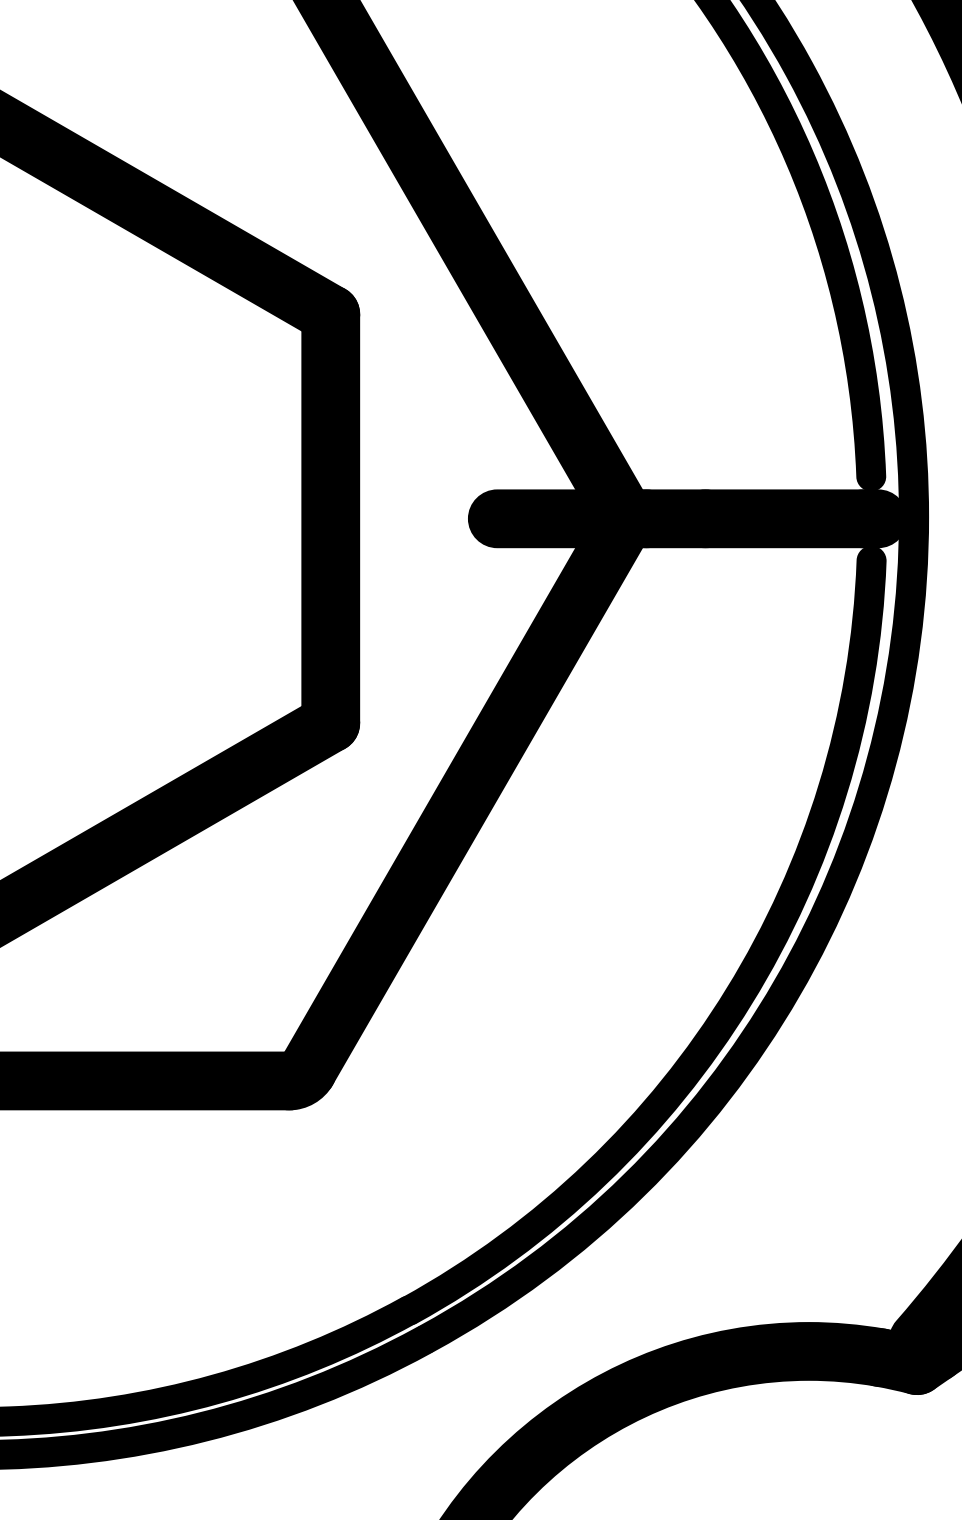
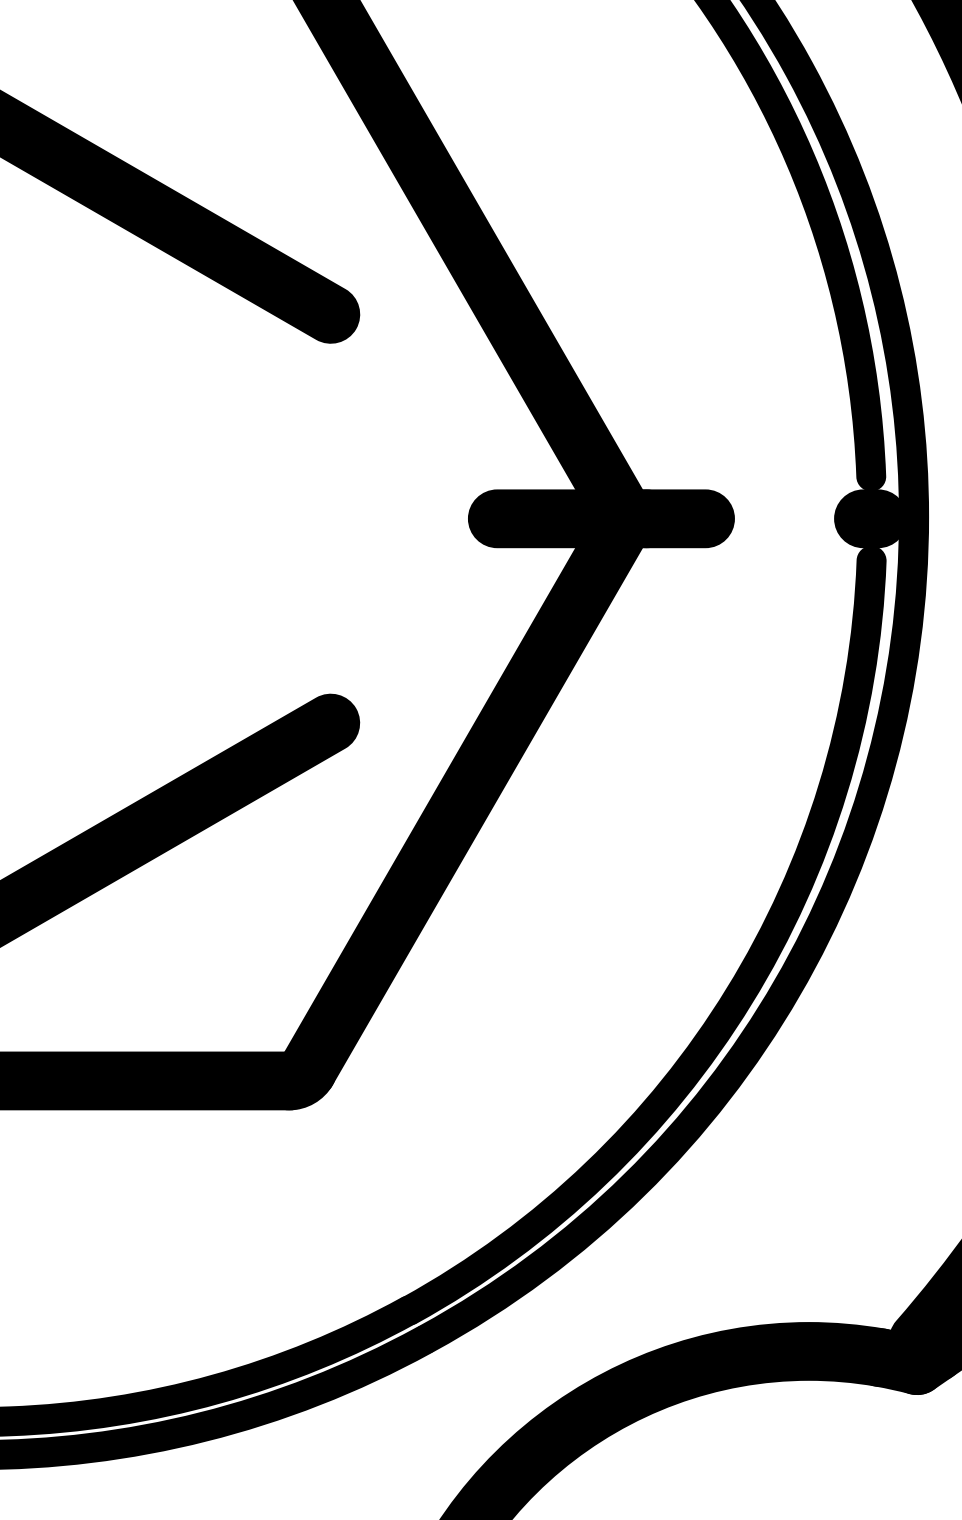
fill: present -> none (330, 518)
fill: present -> none (784, 518)
